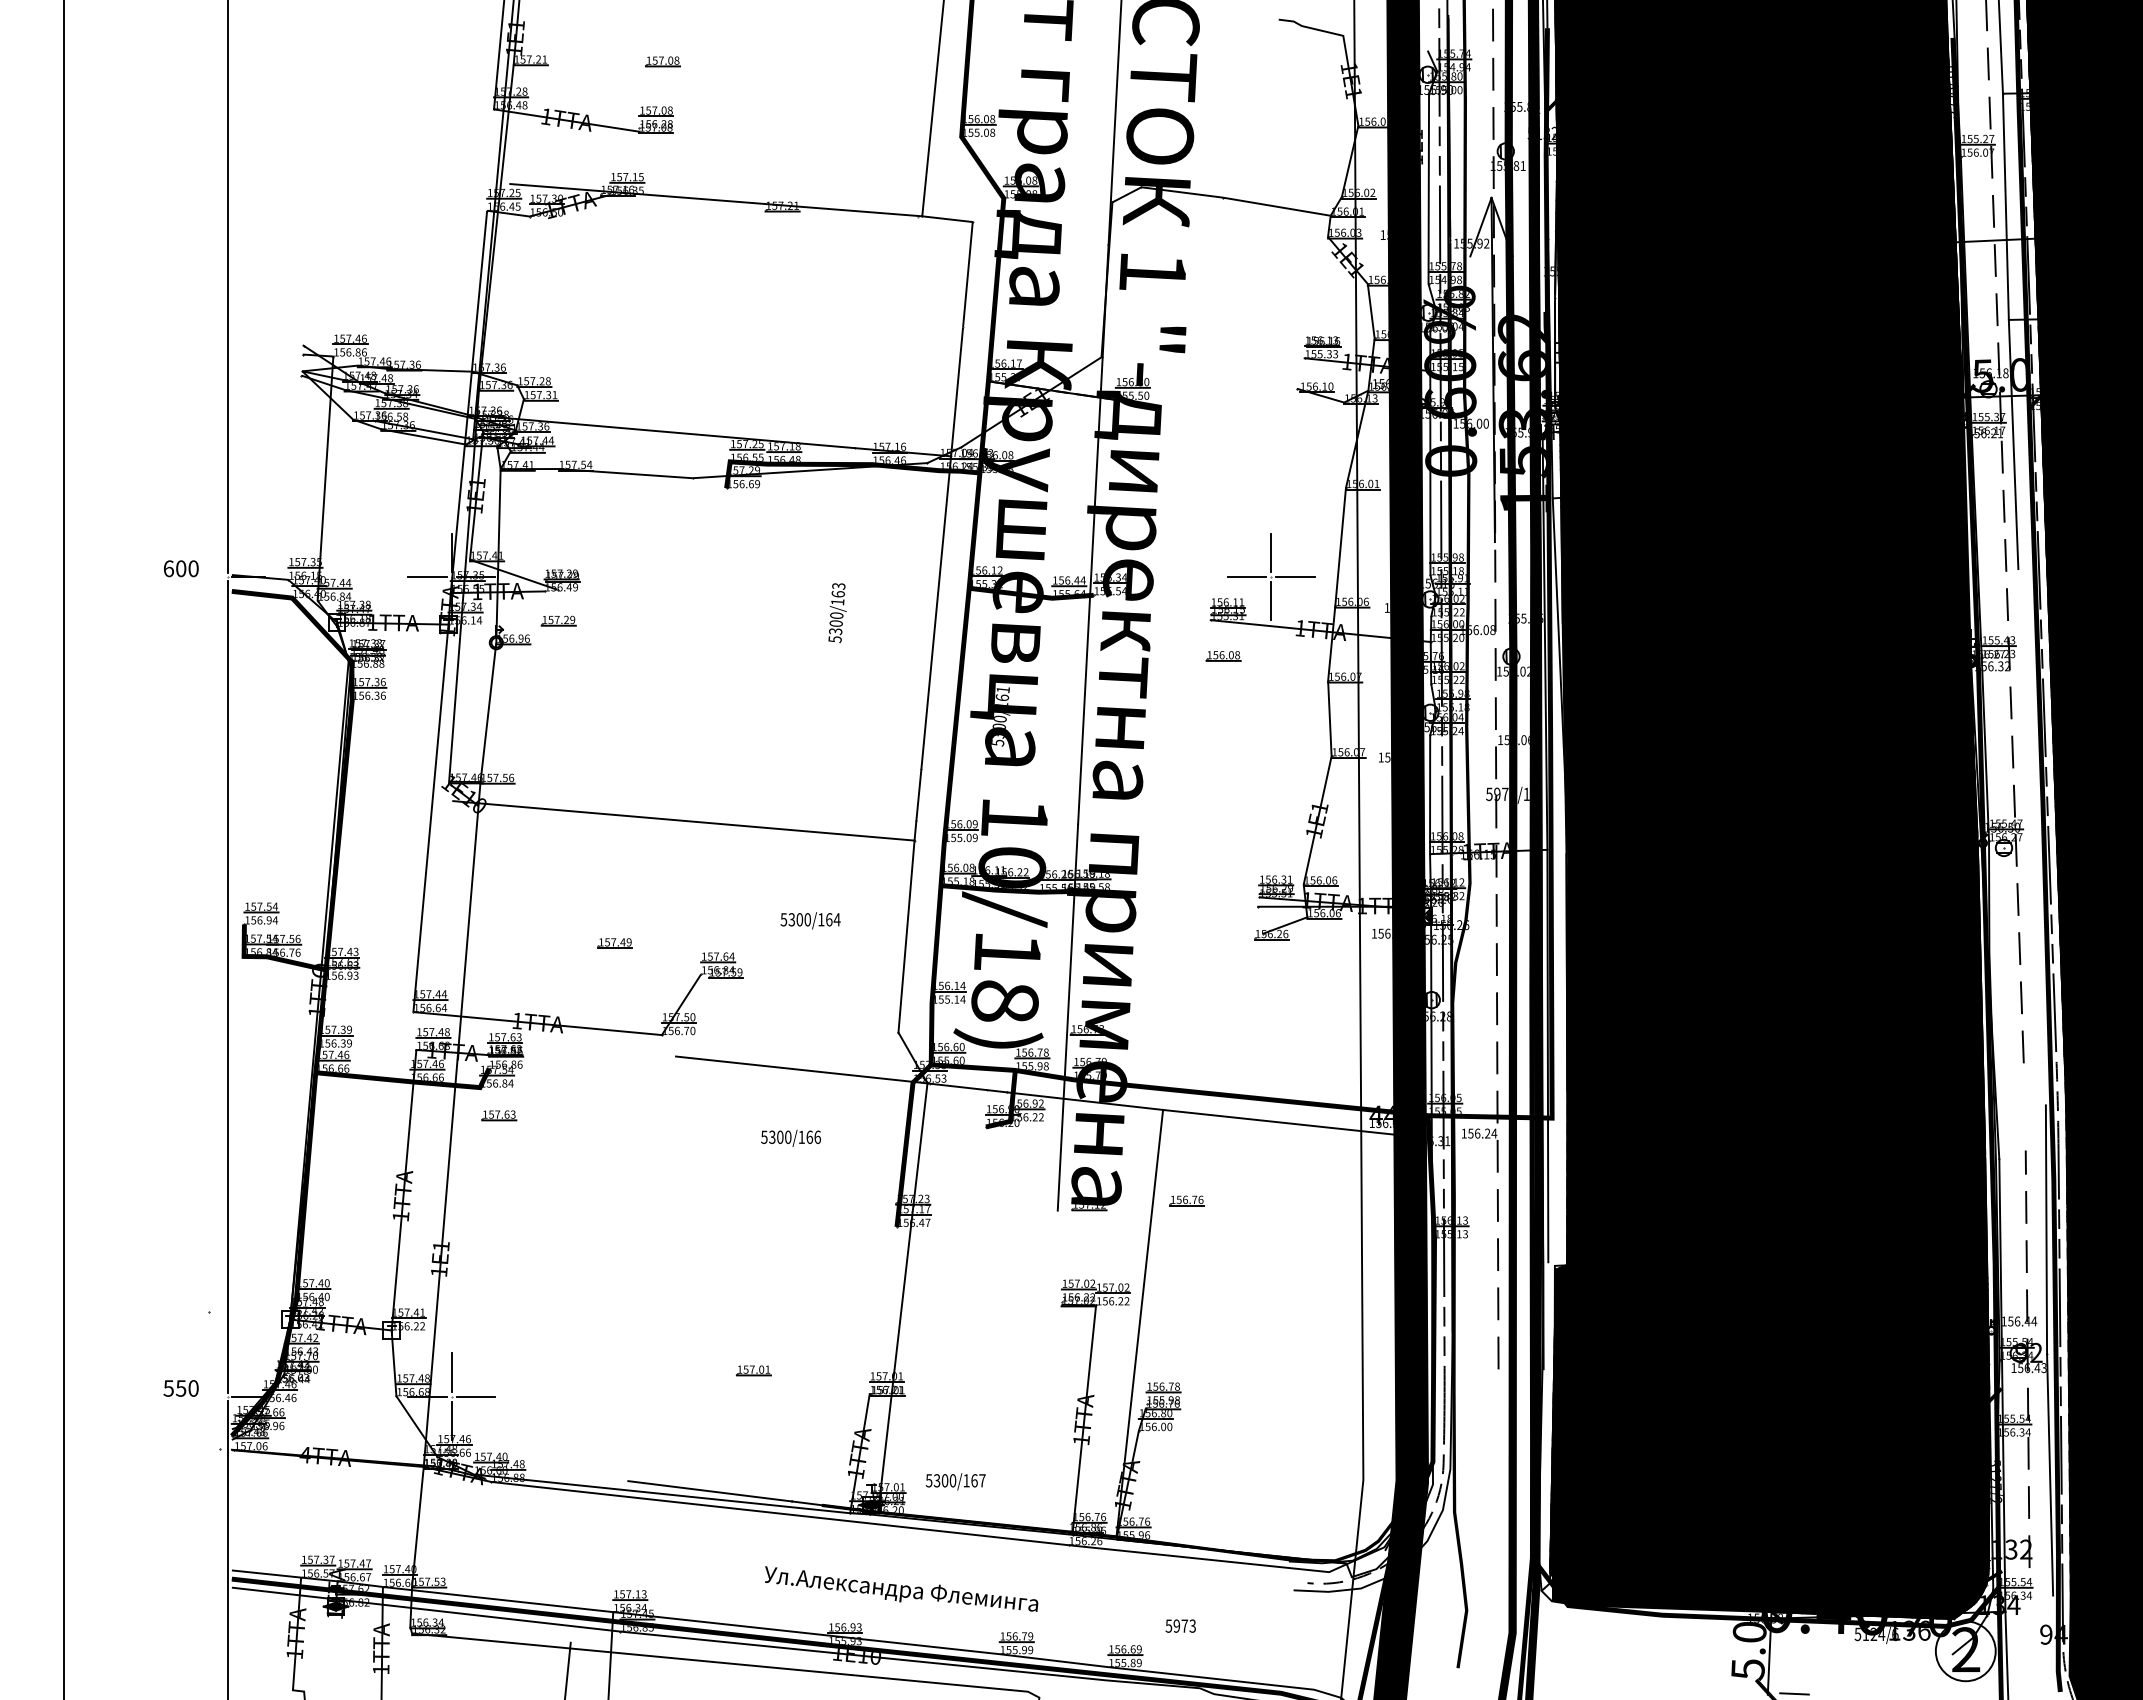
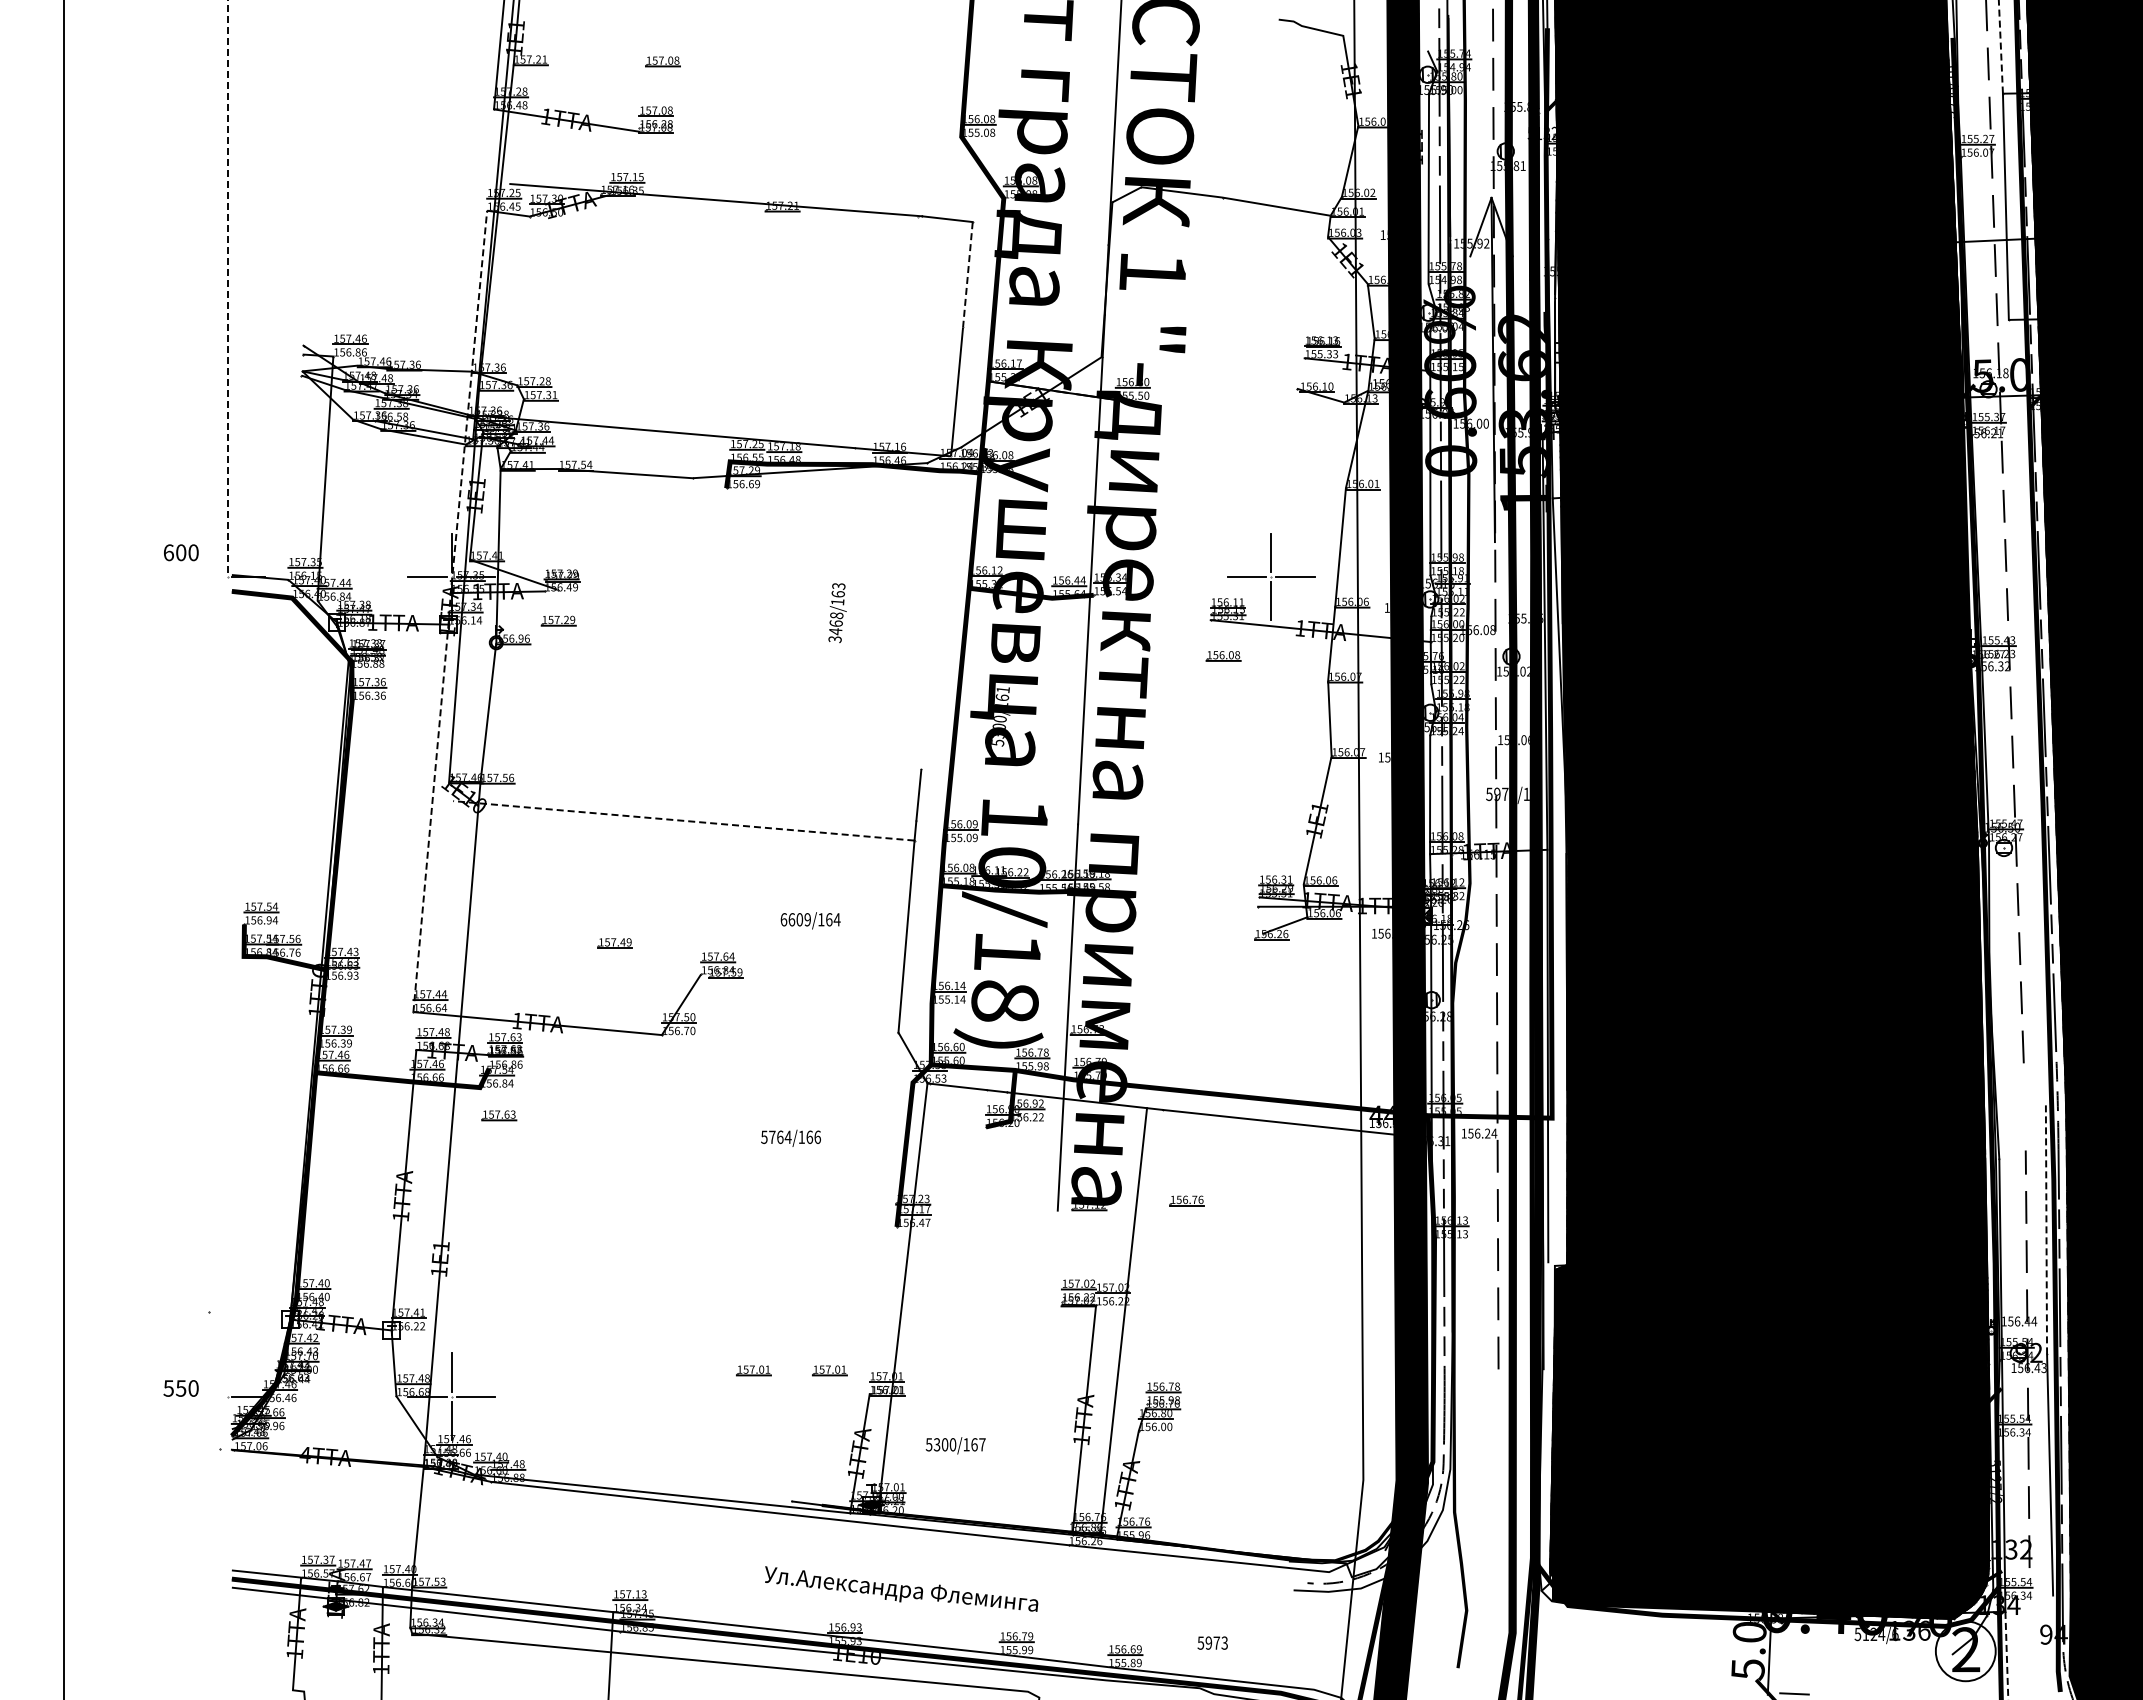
line: solid -> dashed (2000, 46)
line: present -> none (932, 109)
line: solid -> dashed (967, 274)
line: solid -> dashed (228, 286)
line: present -> none (2013, 444)
text position: (181, 568) -> (181, 552) (181, 552)
line: solid -> dashed (449, 610)
line: present -> none (936, 612)
text: 5300/163 -> 3468/163 (835, 626)
line: solid -> dashed (683, 820)
text: 5300/164 -> 6609/164 (795, 919)
line: present -> none (228, 986)
line: present -> none (801, 1069)
text: 5300/166 -> 5764/166 (780, 1137)
line: solid -> dashed (2046, 1230)
line position: (1139, 1323) -> (1123, 1321) (1123, 1321)
part: none -> present (829, 1370)
text position: (955, 1481) -> (955, 1445) (955, 1445)
line: present -> none (709, 1491)
line: present -> none (228, 1548)
text position: (1180, 1625) -> (1212, 1642) (1212, 1642)
line: solid -> dashed (2006, 1655)
line: present -> none (567, 1669)
